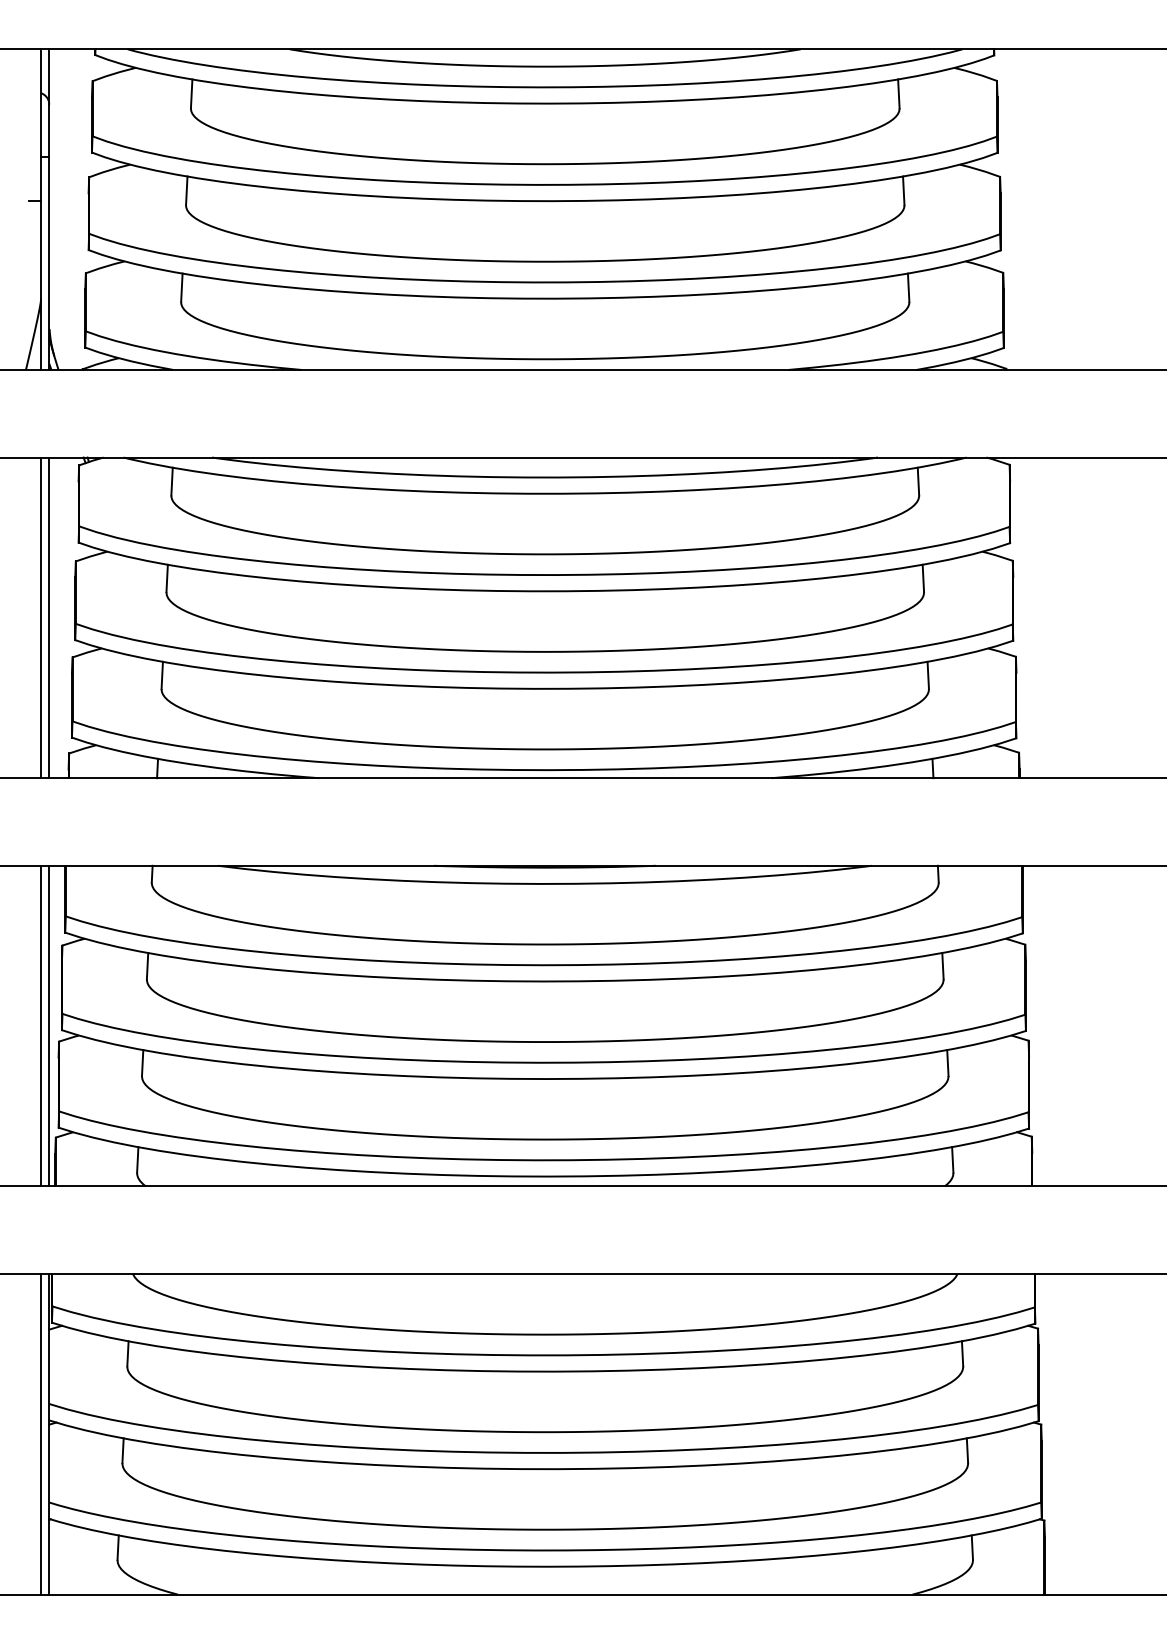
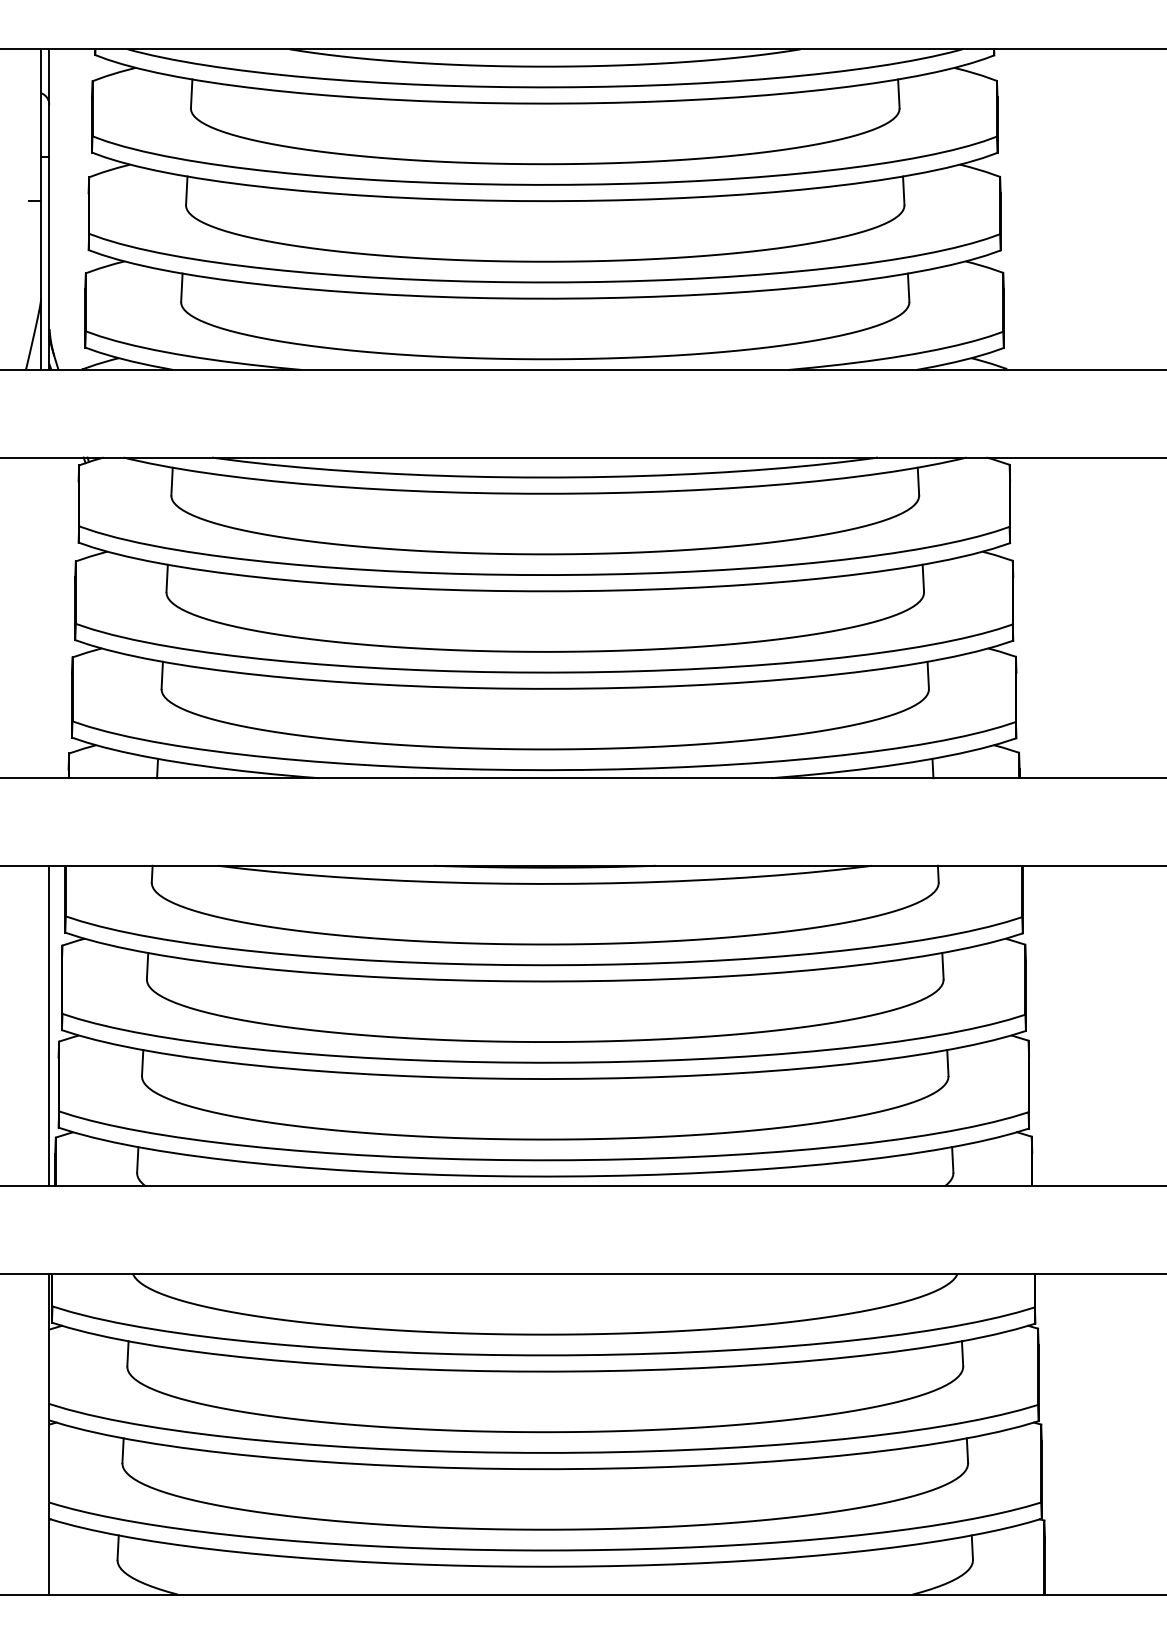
line: present -> none (41, 617)
line: present -> none (49, 617)
line: present -> none (41, 1025)
line: present -> none (41, 1434)
